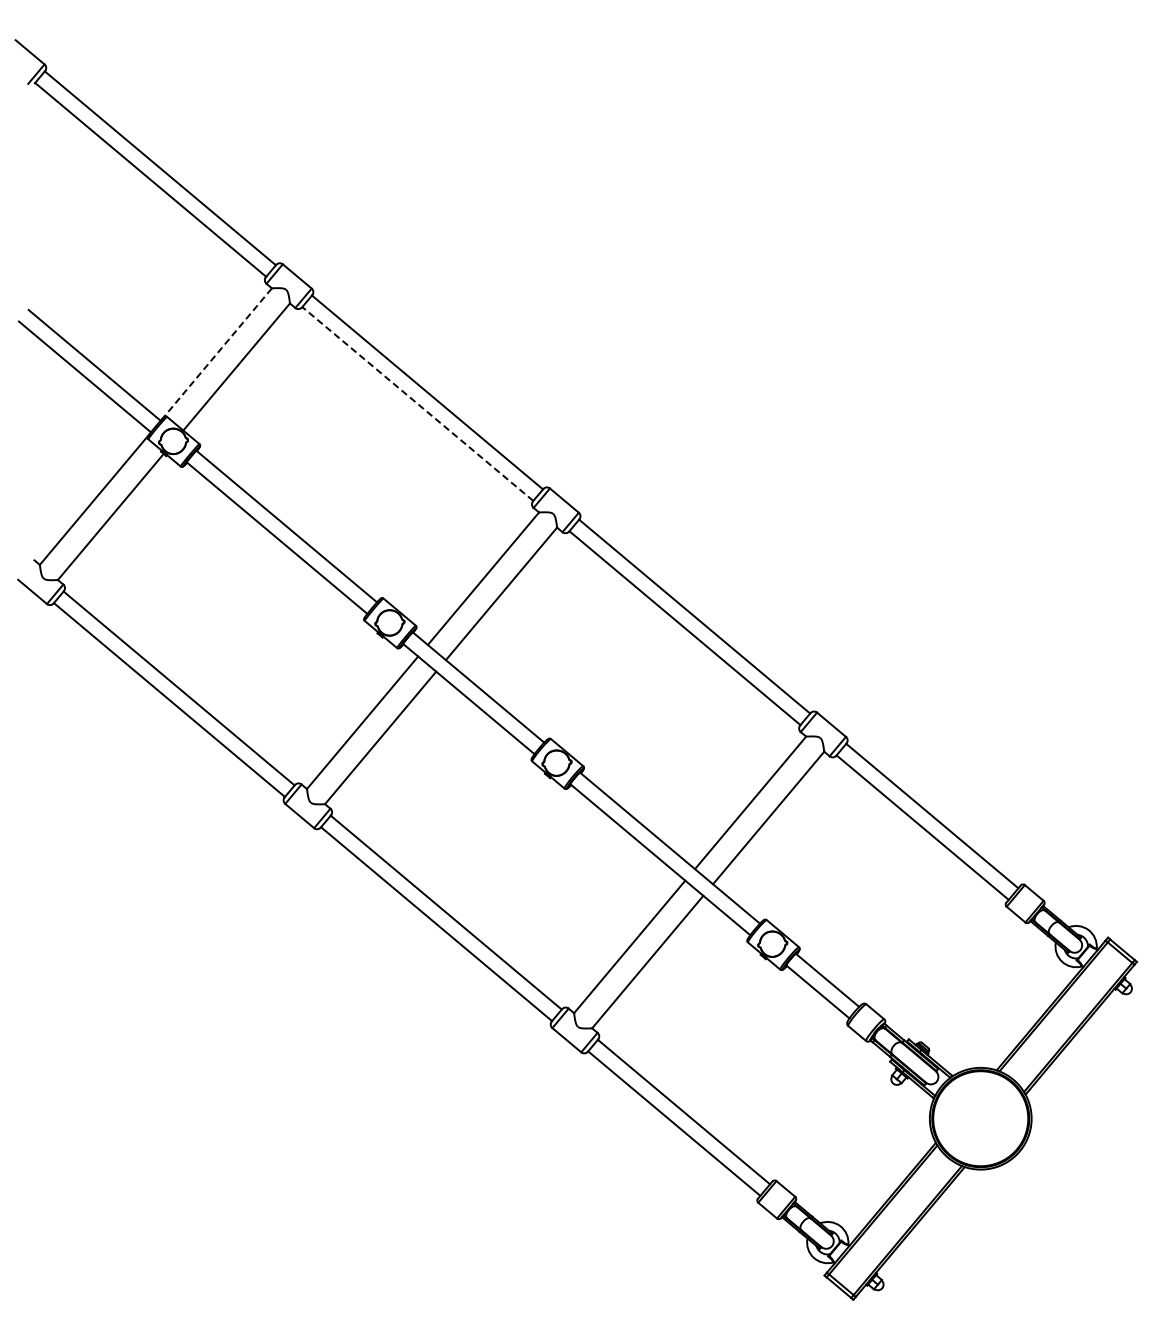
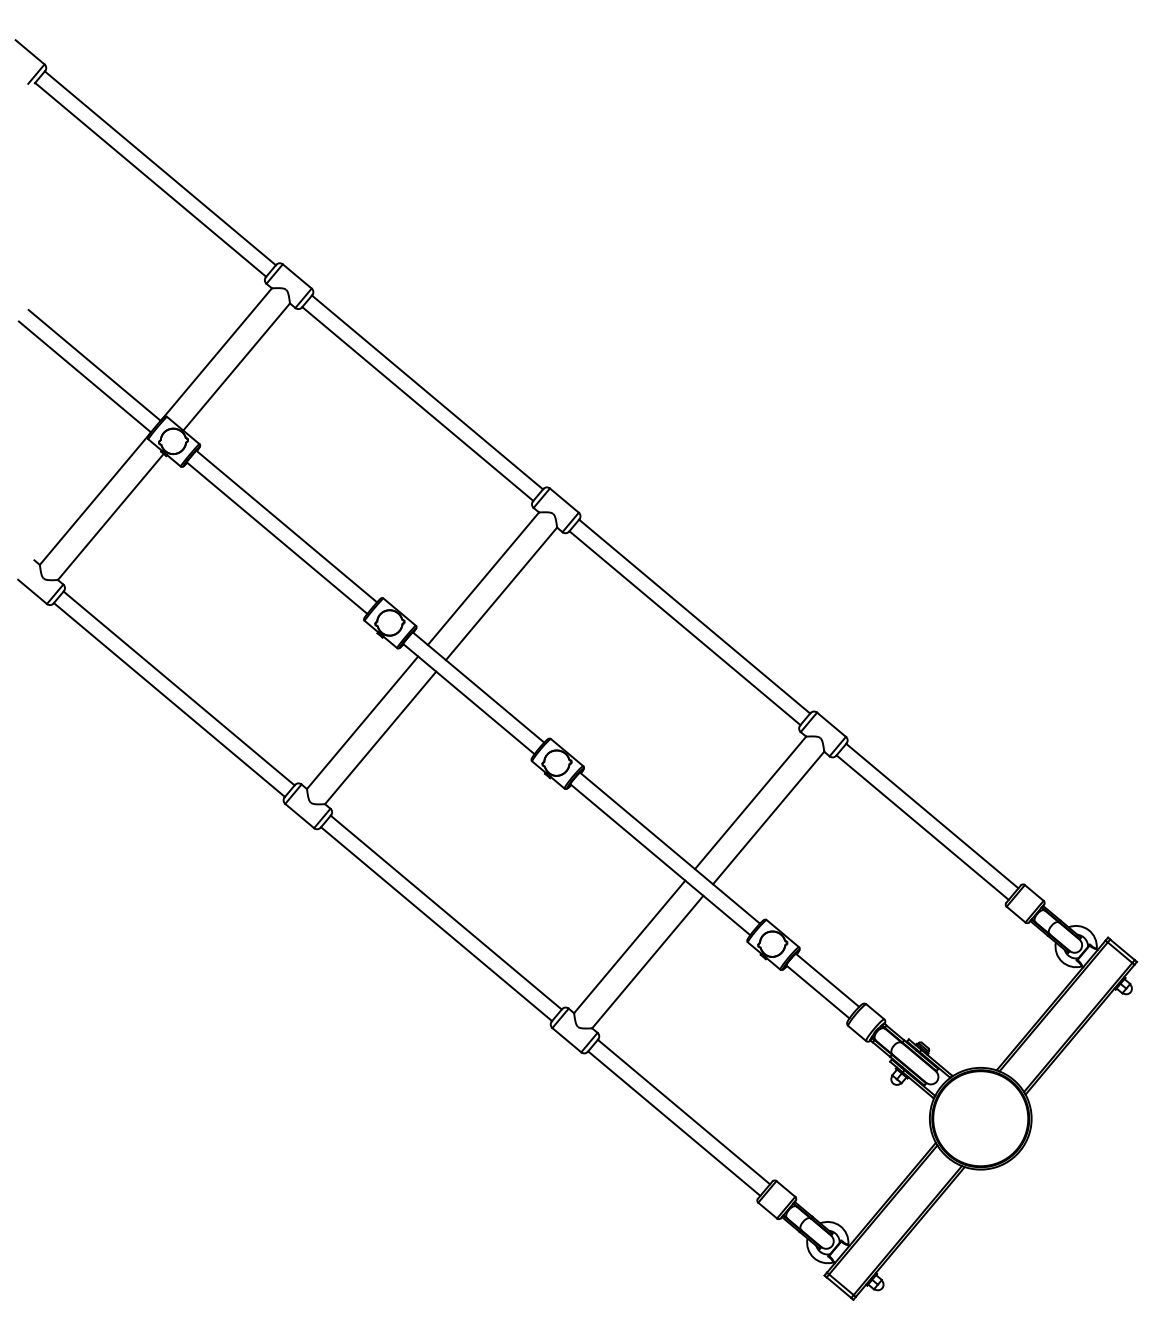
line: dashed -> solid (216, 353)
line: dashed -> solid (417, 404)
